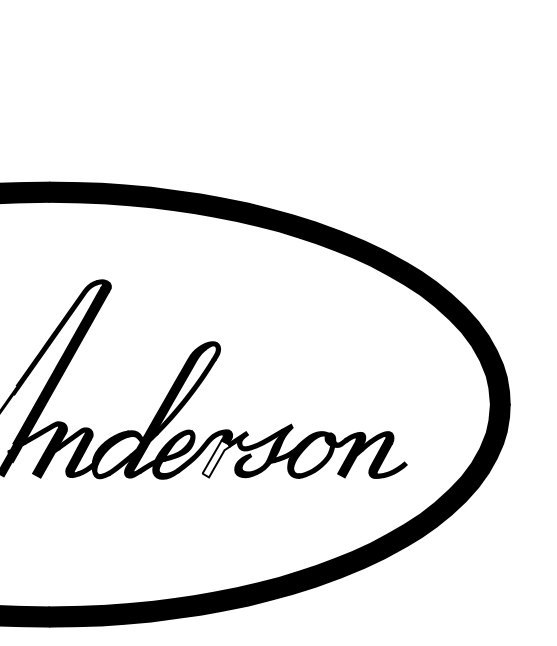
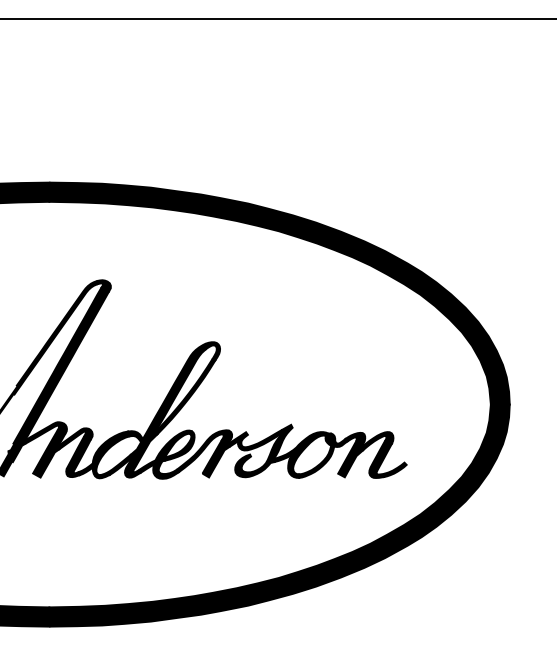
line: none -> present (277, 19)
fill: none -> present (215, 458)
